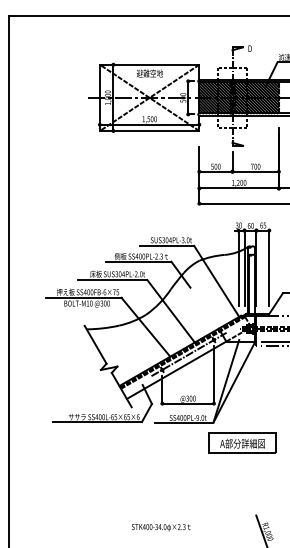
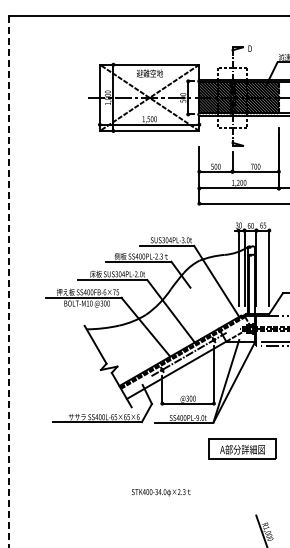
line: solid -> dashed (8, 282)
part position: (242, 442) -> (242, 448) (242, 448)
text position: (161, 527) -> (161, 492) (161, 492)
